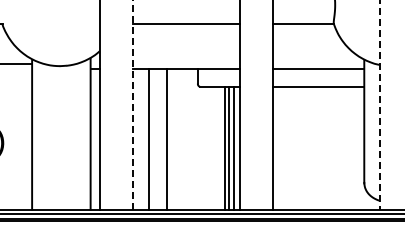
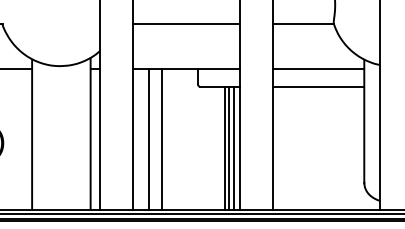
line position: (17, 64) -> (17, 69) (17, 69)
line: dashed -> solid (132, 105)
line: dashed -> solid (379, 105)
line position: (167, 139) -> (162, 139) (162, 139)
